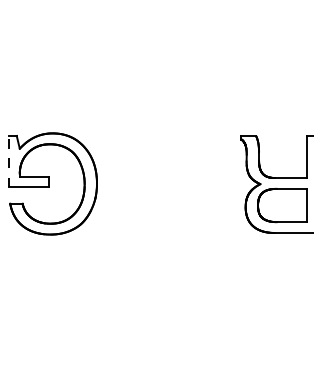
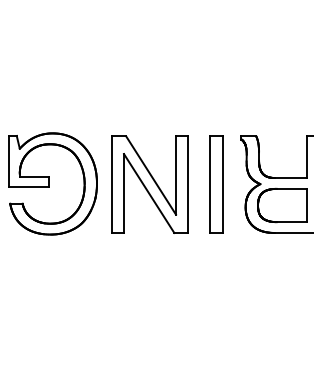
line: dashed -> solid (8, 161)
part: none -> present (149, 184)
part: none -> present (216, 184)
